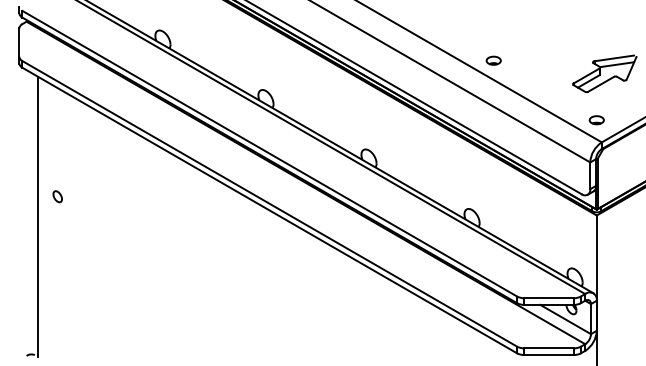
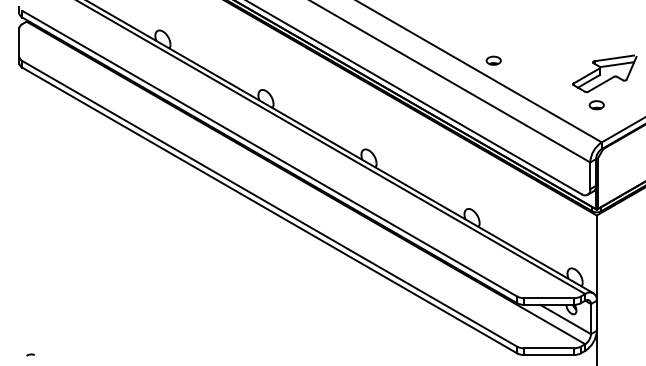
part position: (596, 120) -> (596, 105) (596, 105)
part: present -> none (57, 196)
line: present -> none (38, 216)
